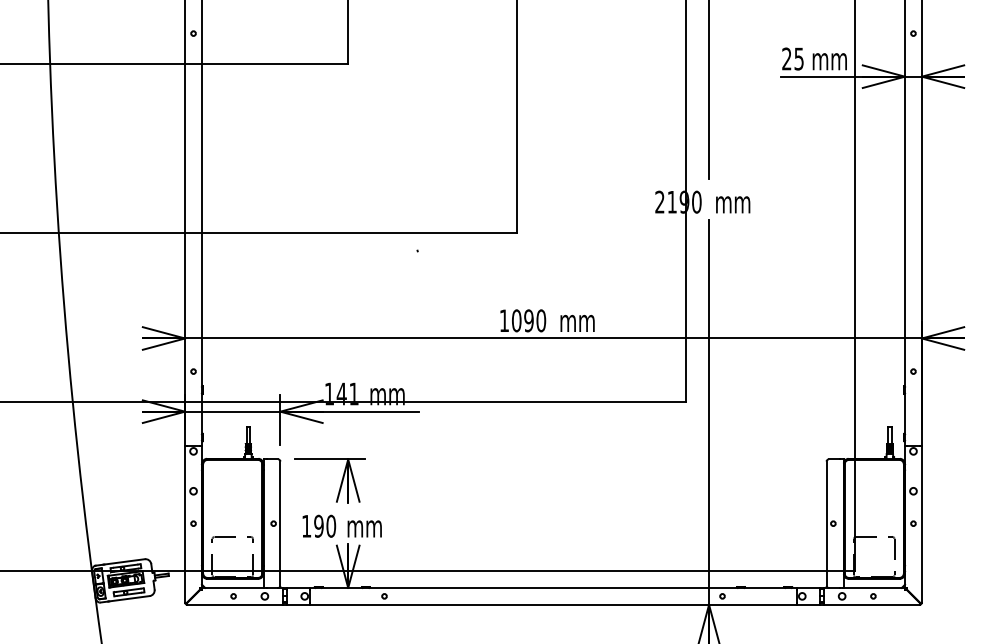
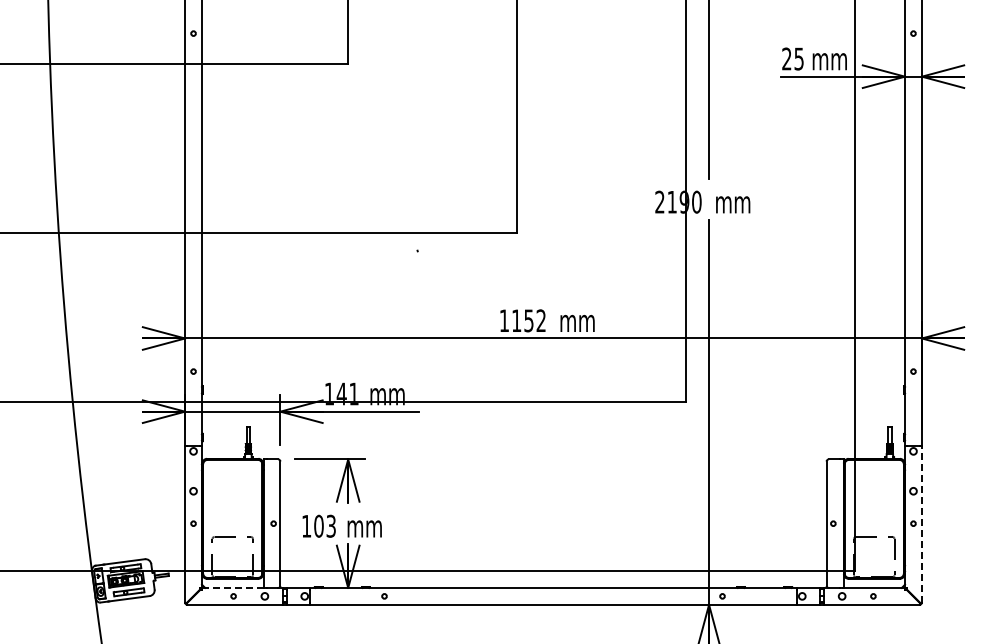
text: 1090 -> 1152 (529, 320)
line: solid -> dashed (921, 523)
text: 190 -> 103 (325, 525)
line: solid -> dashed (233, 587)
